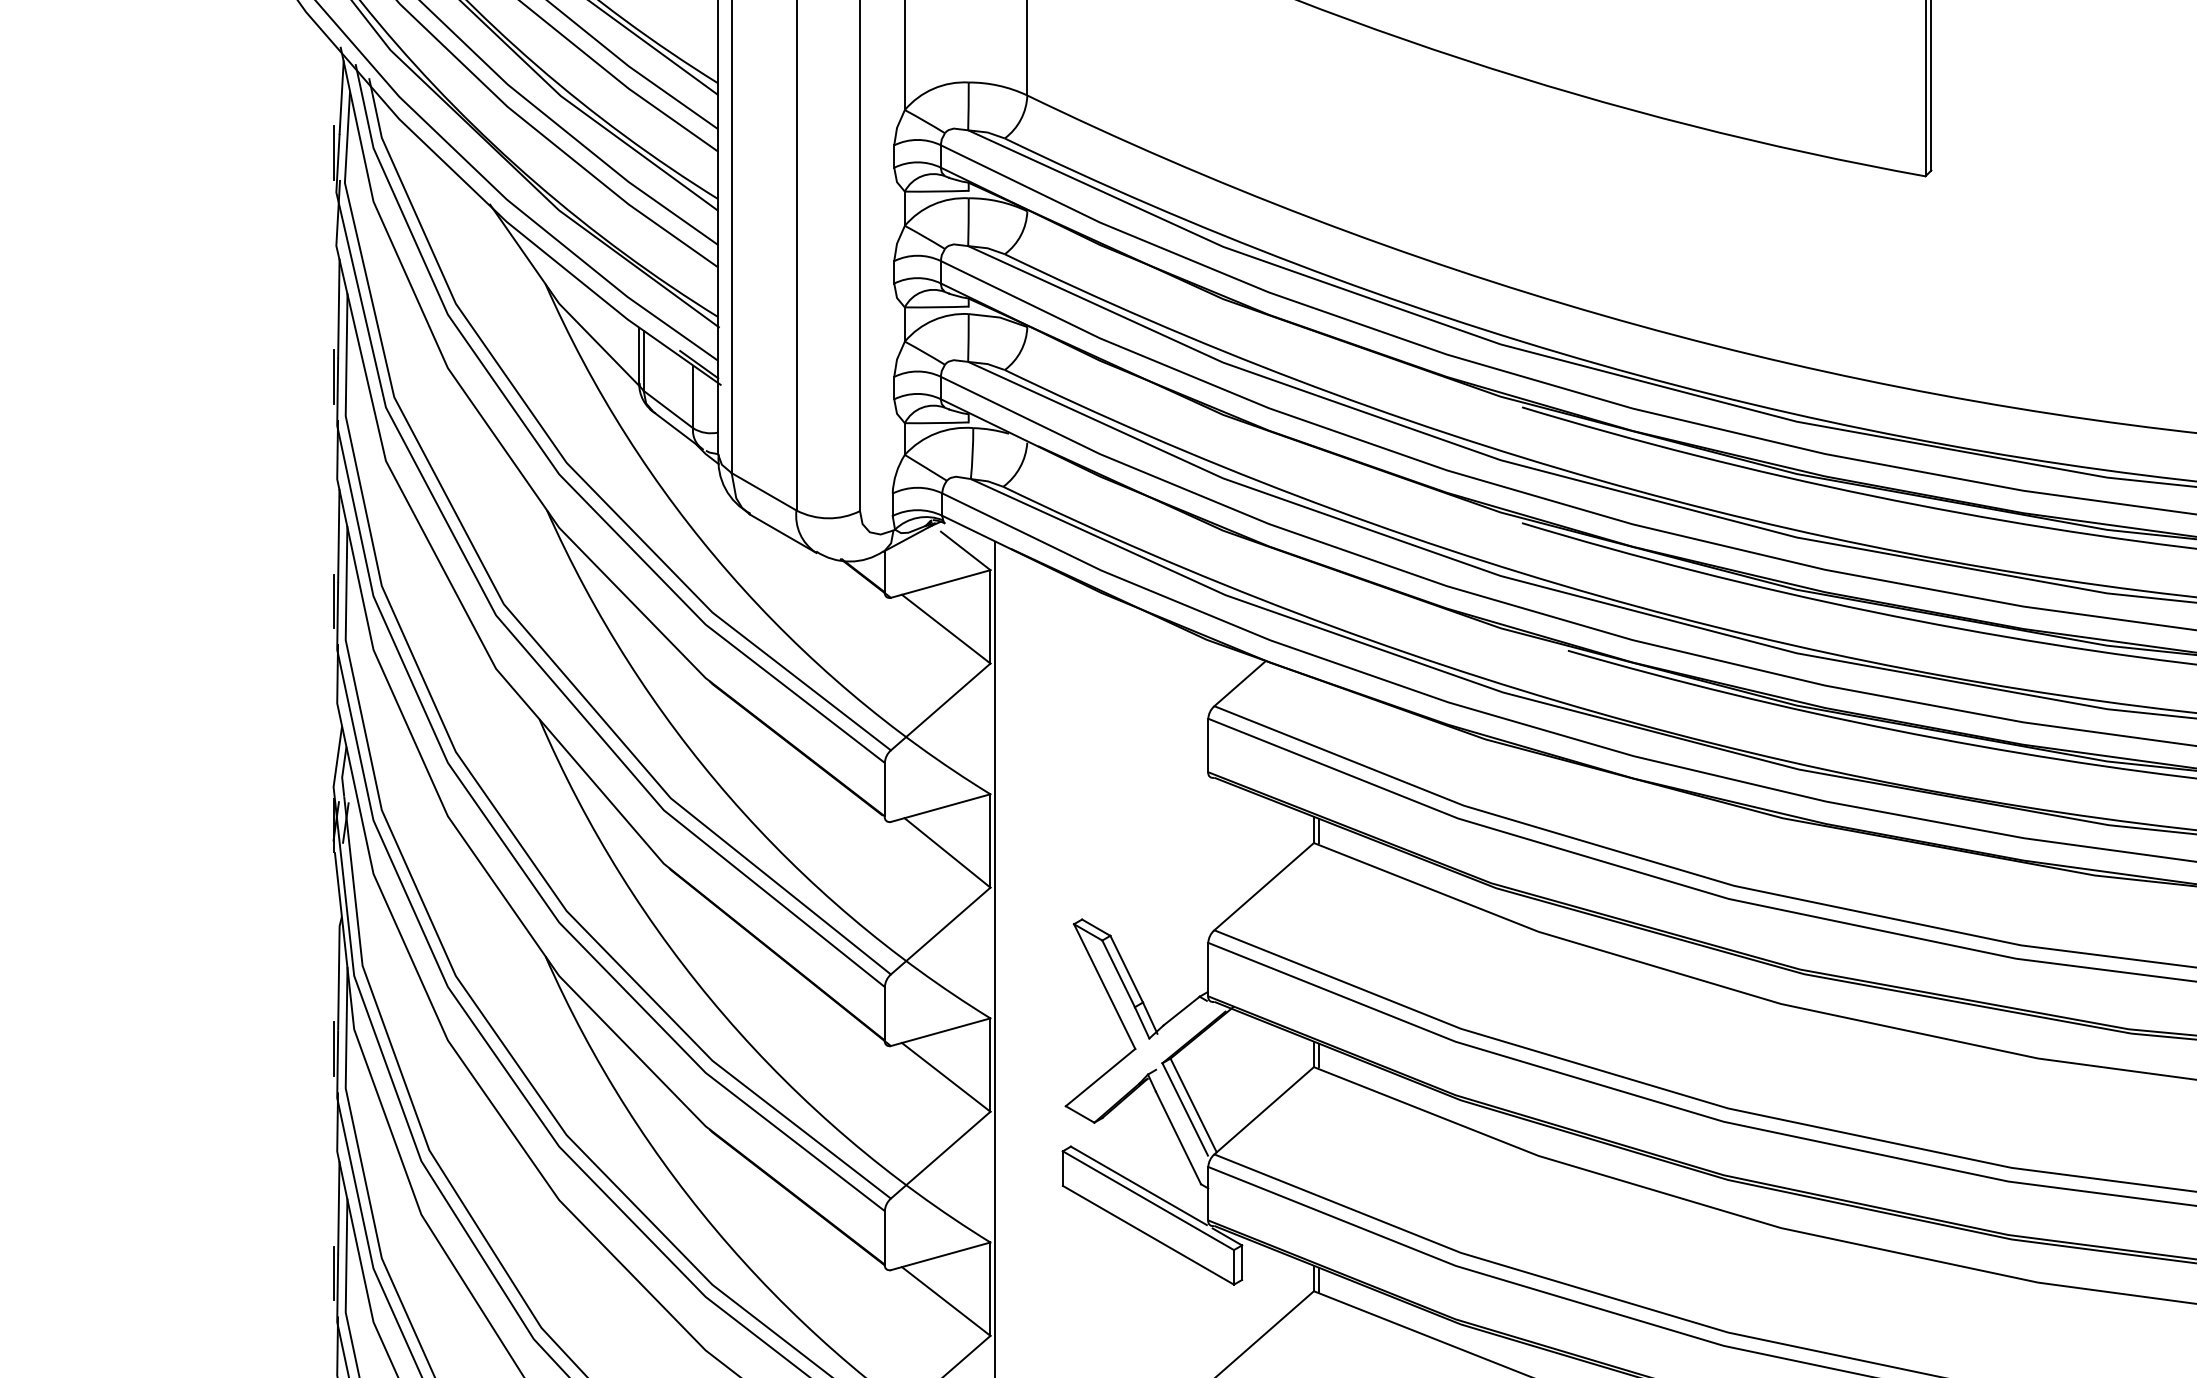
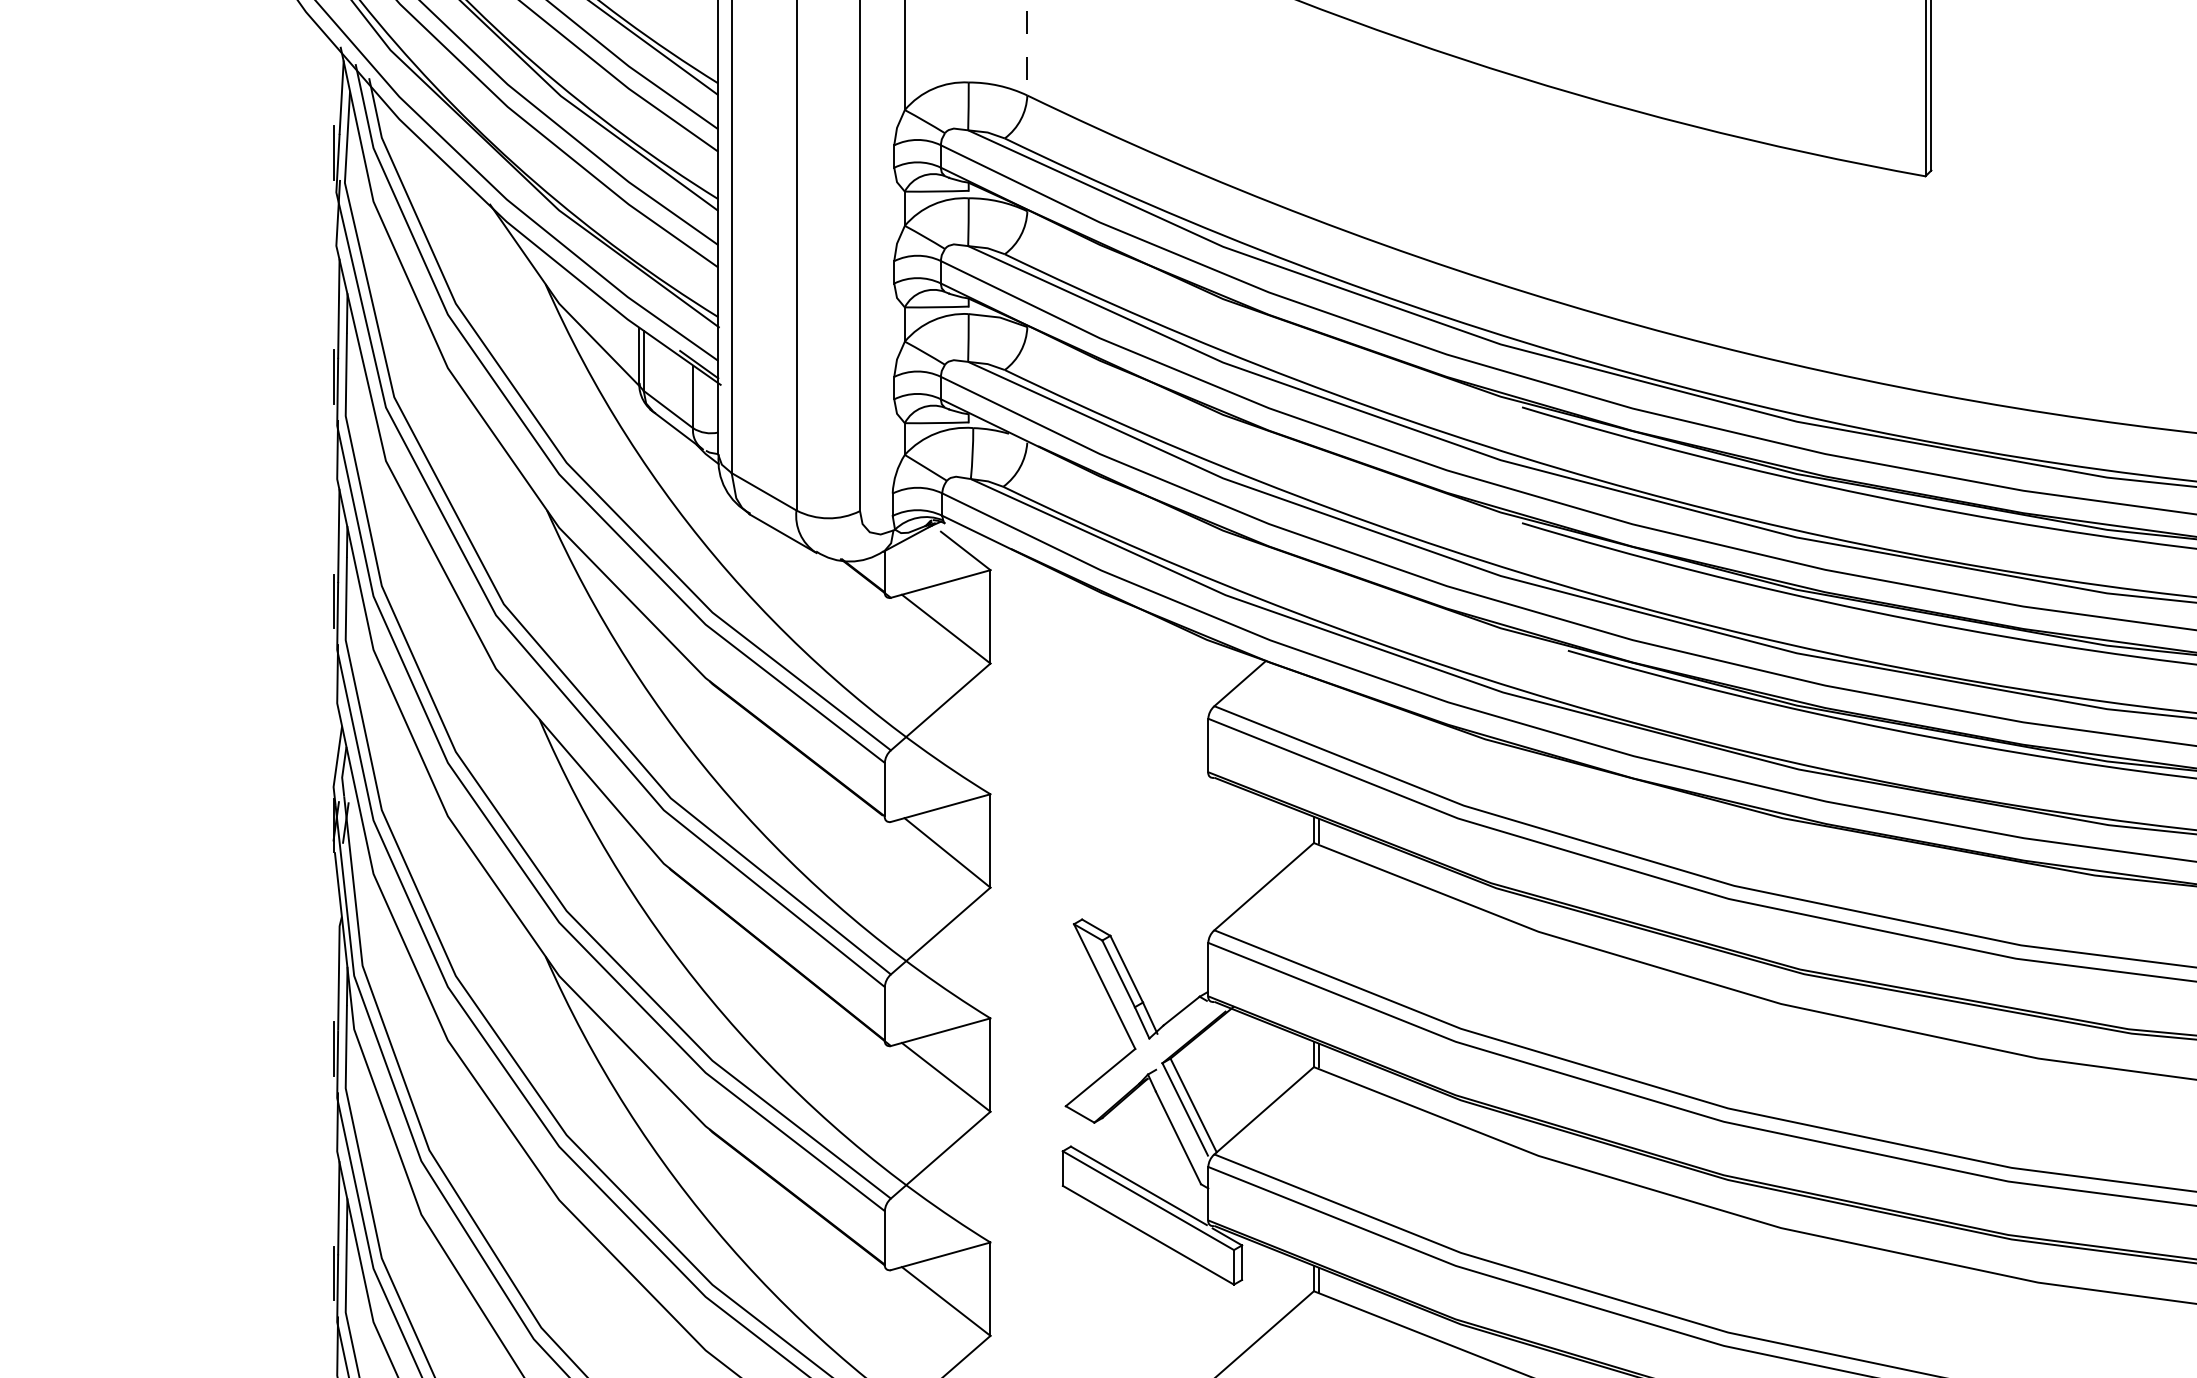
line: solid -> dashed (1027, 48)
line: present -> none (995, 957)
